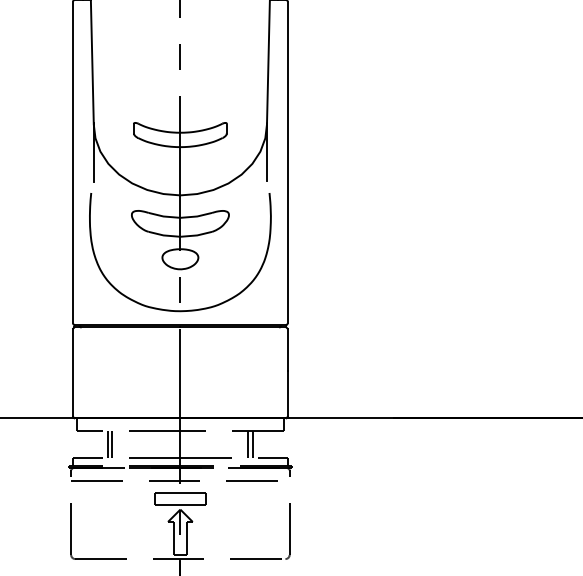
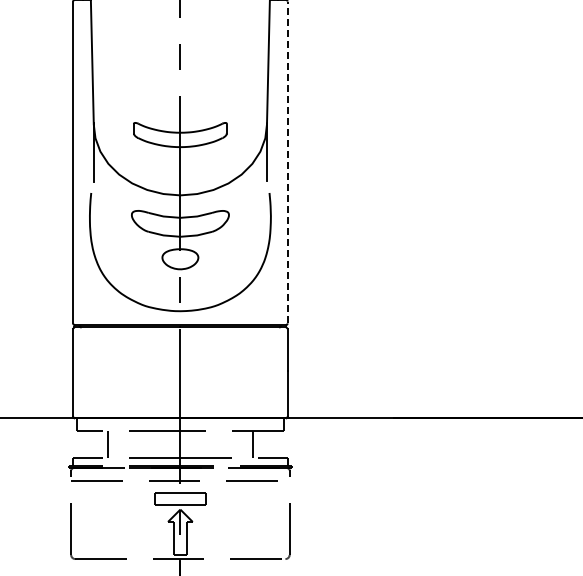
line: solid -> dashed (287, 162)
line: present -> none (112, 444)
line: present -> none (248, 444)
